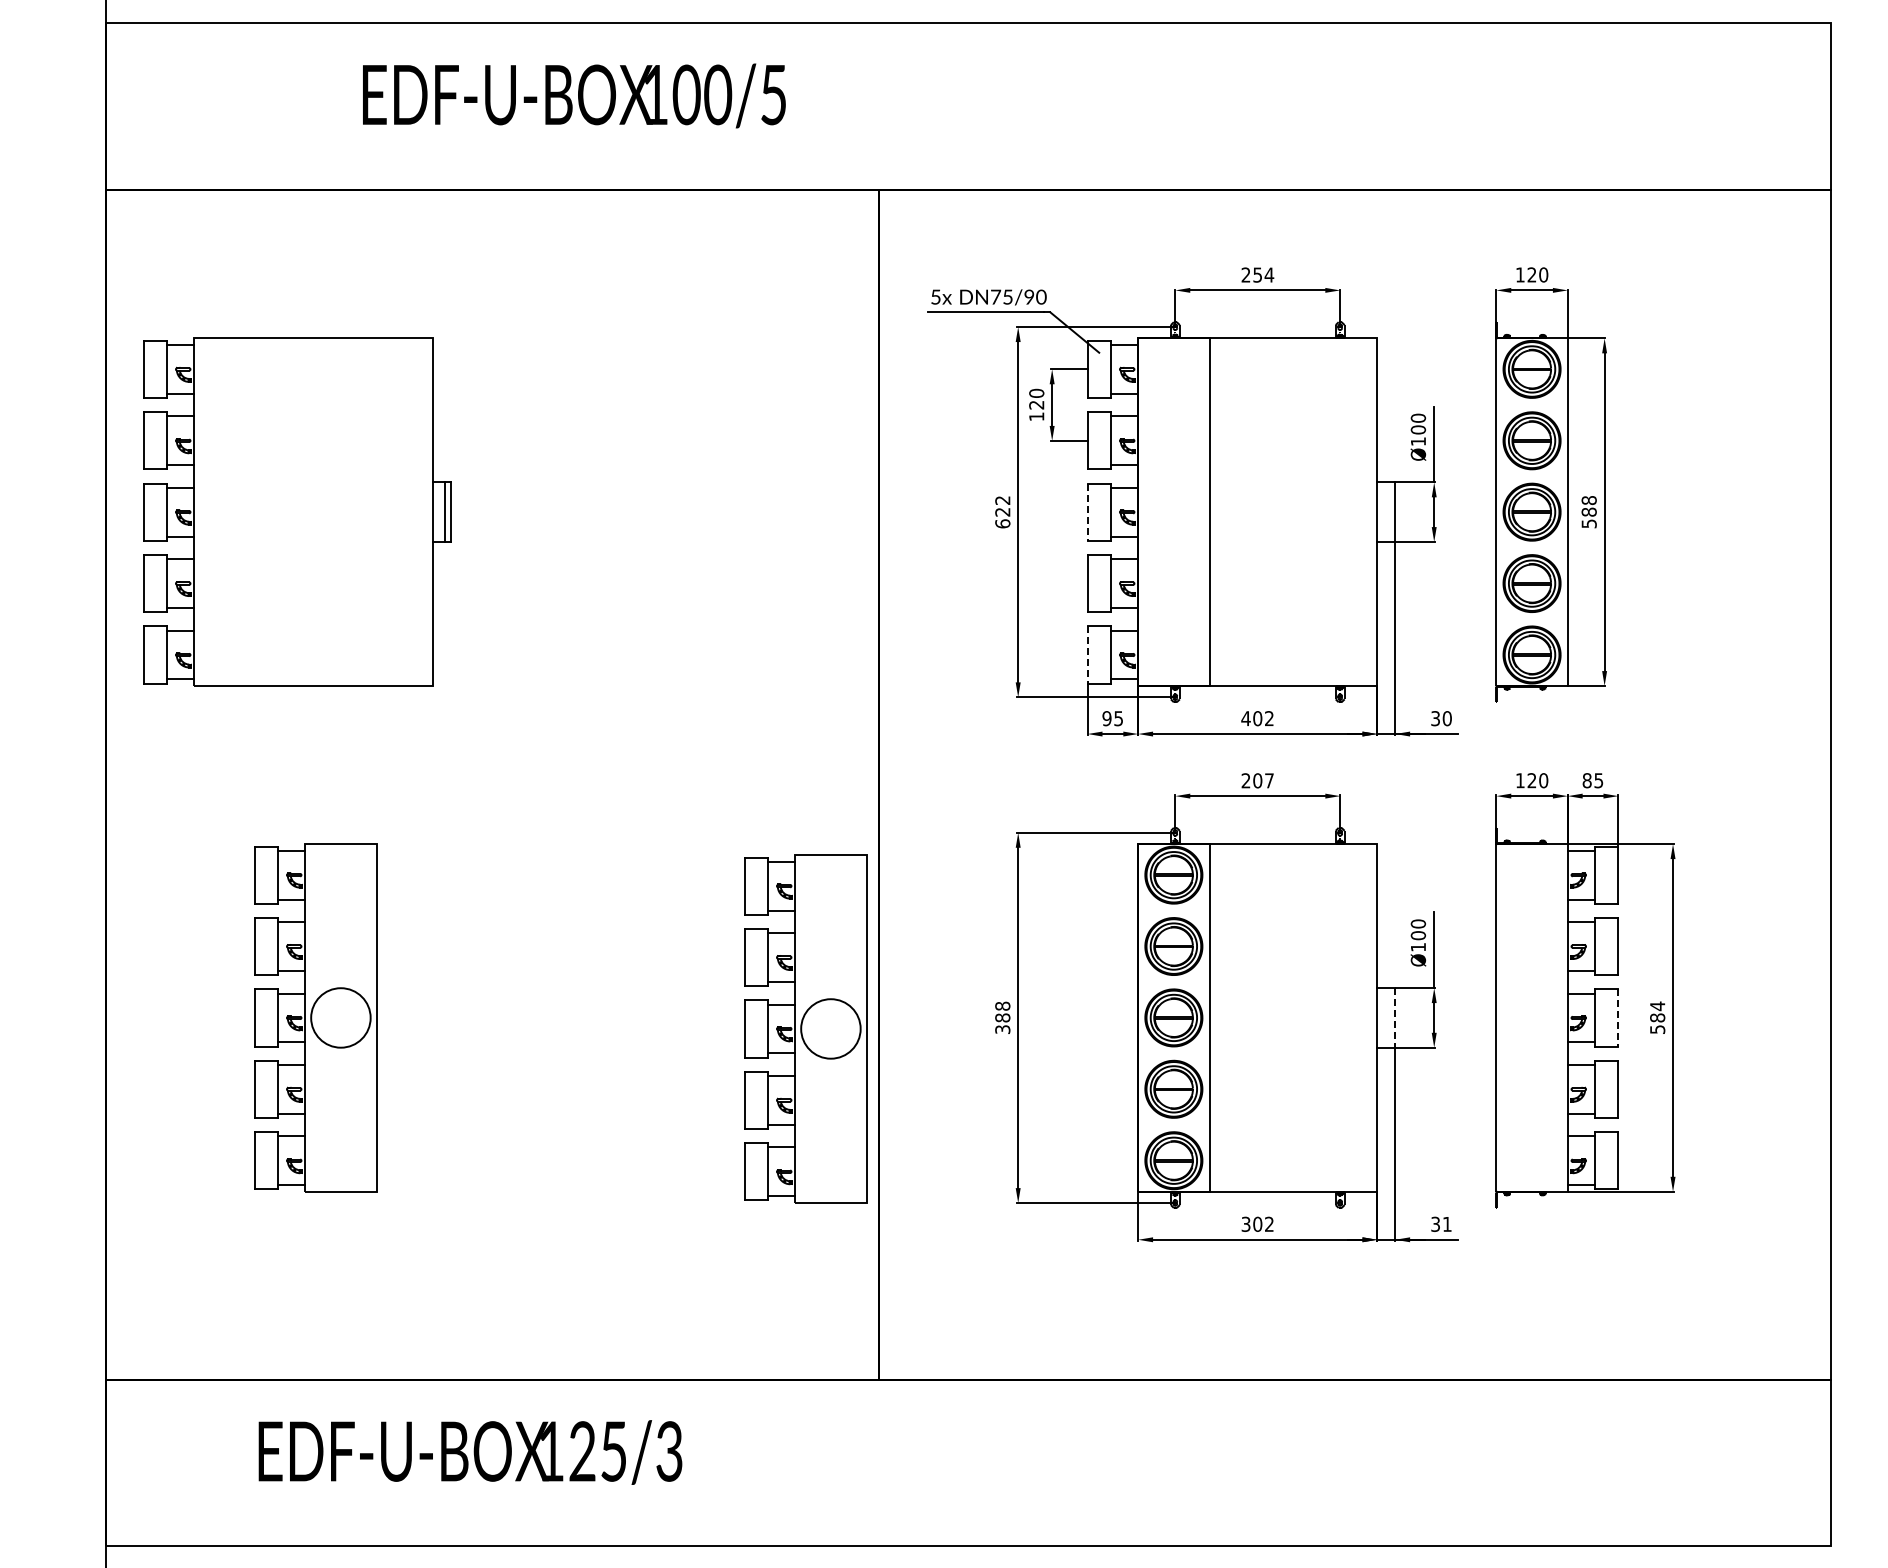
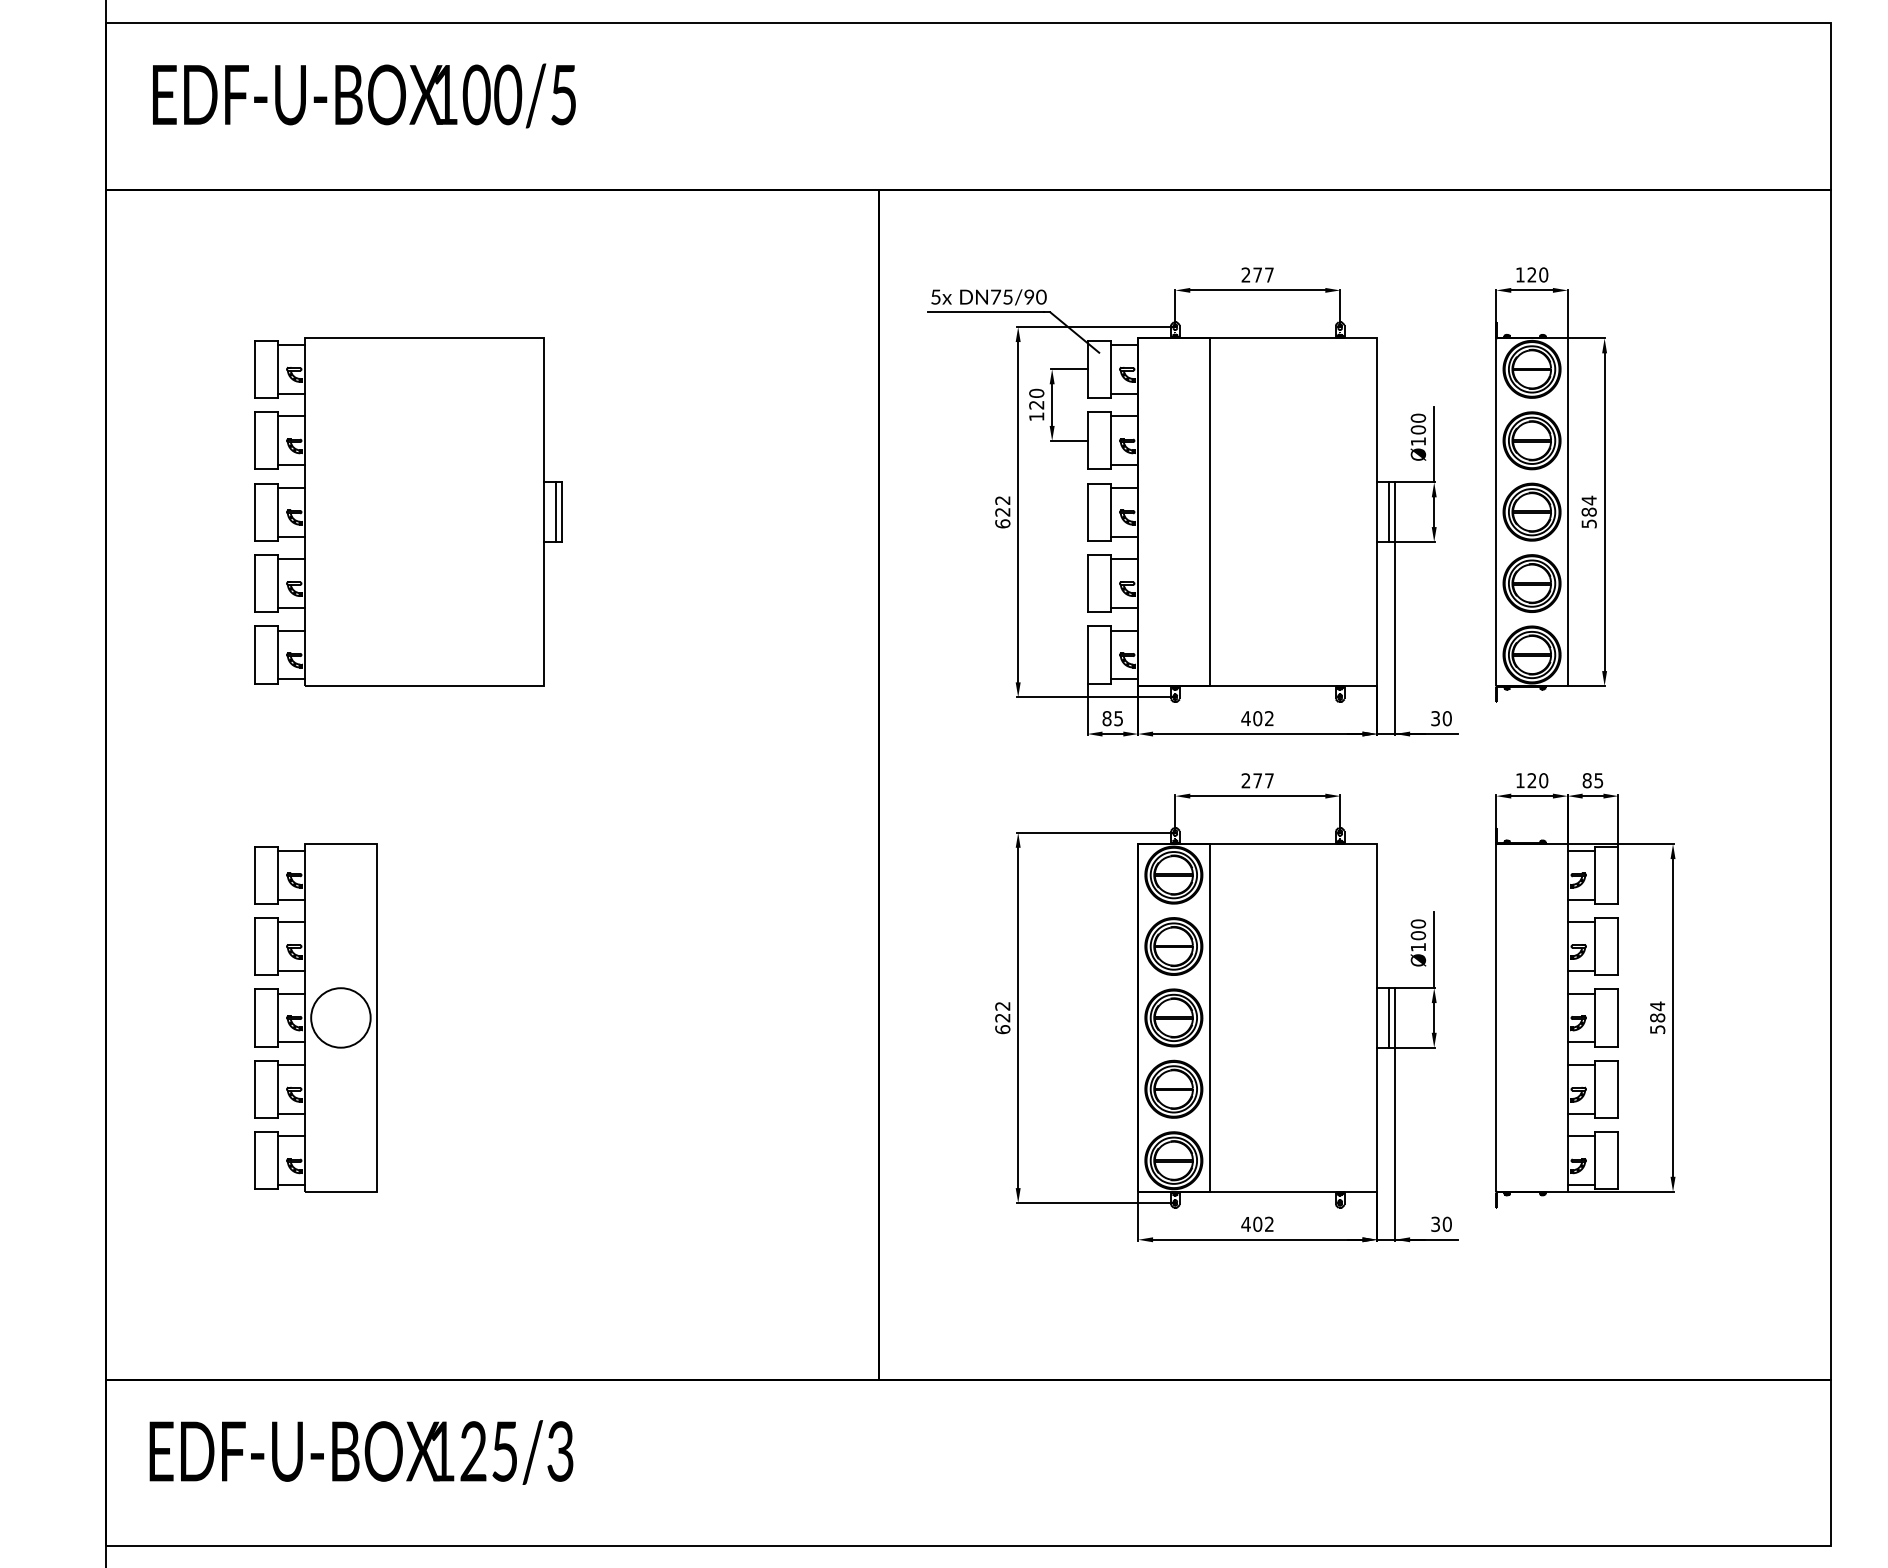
text position: (574, 95) -> (364, 95) (364, 95)
text: 254 -> 277 (1263, 274)
text: 588 -> 584 (1588, 500)
part position: (297, 511) -> (408, 511) (408, 511)
line: none -> present (1389, 511)
line: dashed -> solid (1087, 512)
line: dashed -> solid (1087, 655)
text: 95 -> 85 (1106, 718)
text: 207 -> 277 (1257, 780)
text: 388 -> 622 (1002, 1017)
line: none -> present (1389, 1017)
line: dashed -> solid (1395, 1017)
line: dashed -> solid (1618, 1017)
part: present -> none (805, 1028)
text: 302 -> 402 (1245, 1223)
text: 31 -> 30 (1446, 1223)
text position: (470, 1452) -> (361, 1452) (361, 1452)
